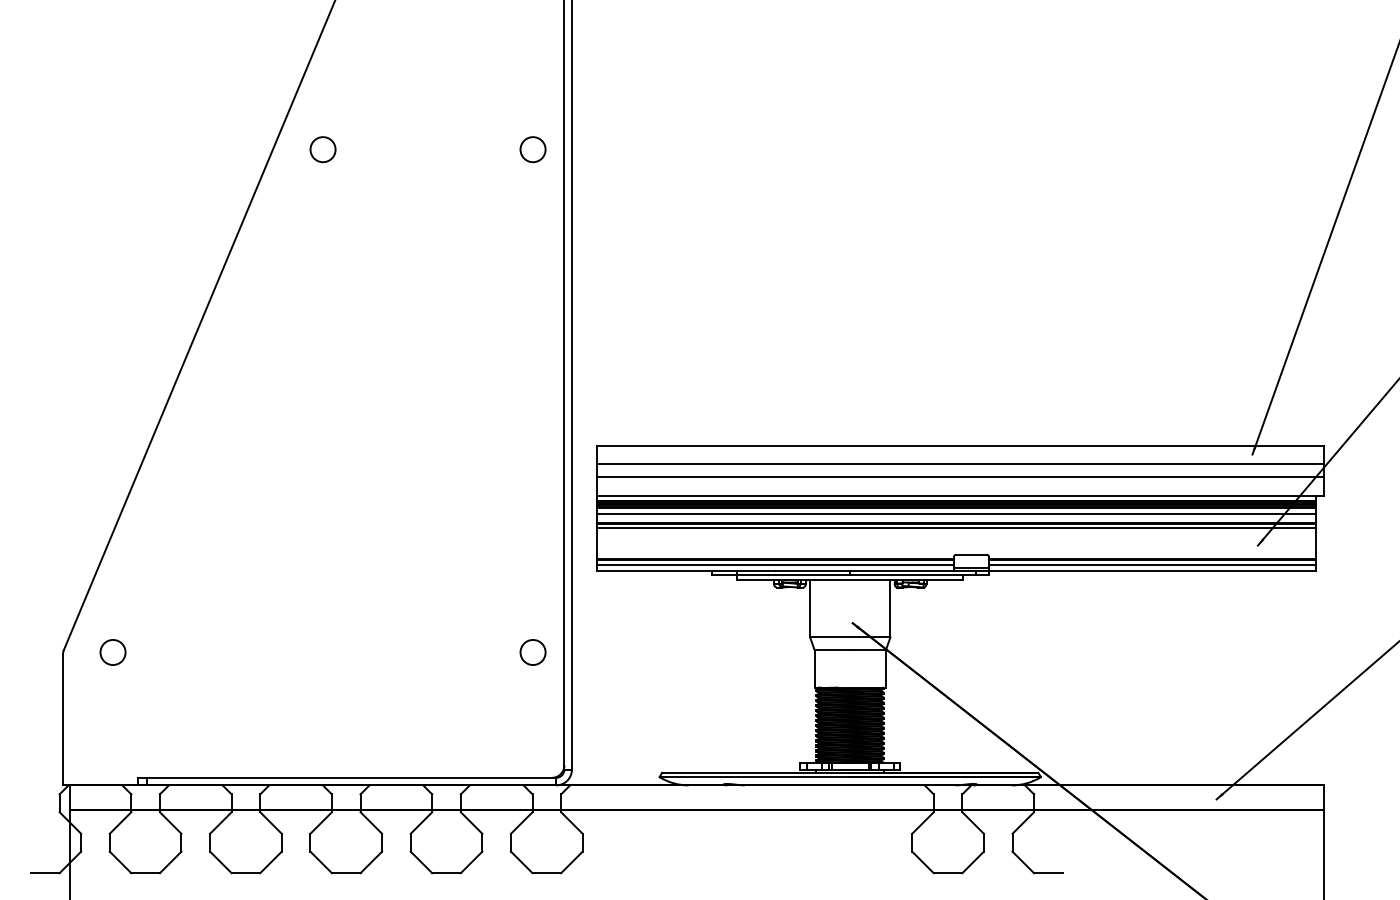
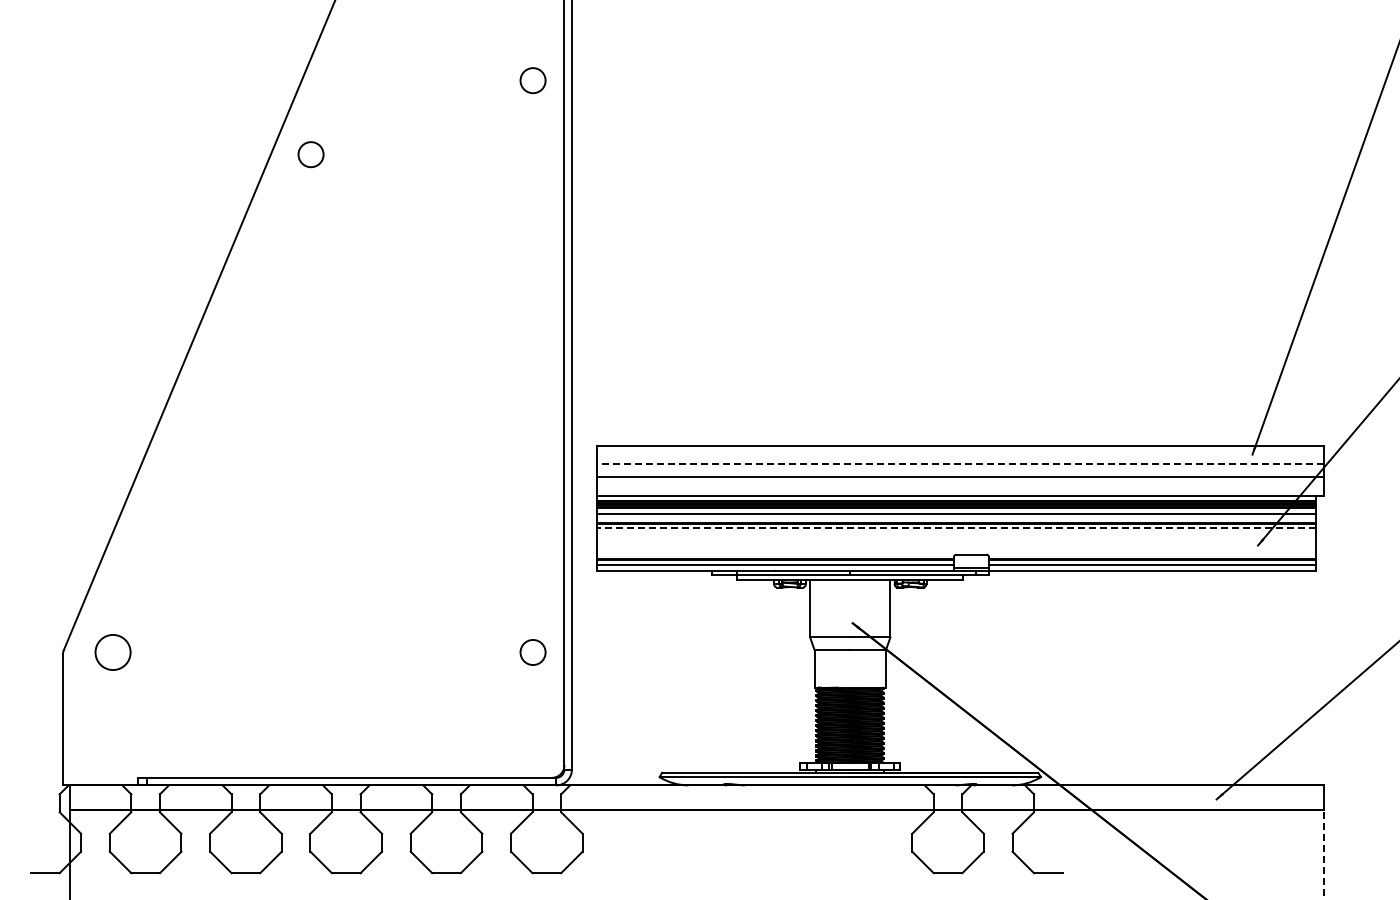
circle position: (322, 149) -> (310, 154) (310, 154)
circle position: (532, 149) -> (532, 80) (532, 80)
line: solid -> dashed (960, 464)
line: solid -> dashed (955, 528)
circle size: 28x27 px -> 38x37 px (112, 652)
line: solid -> dashed (1324, 854)
